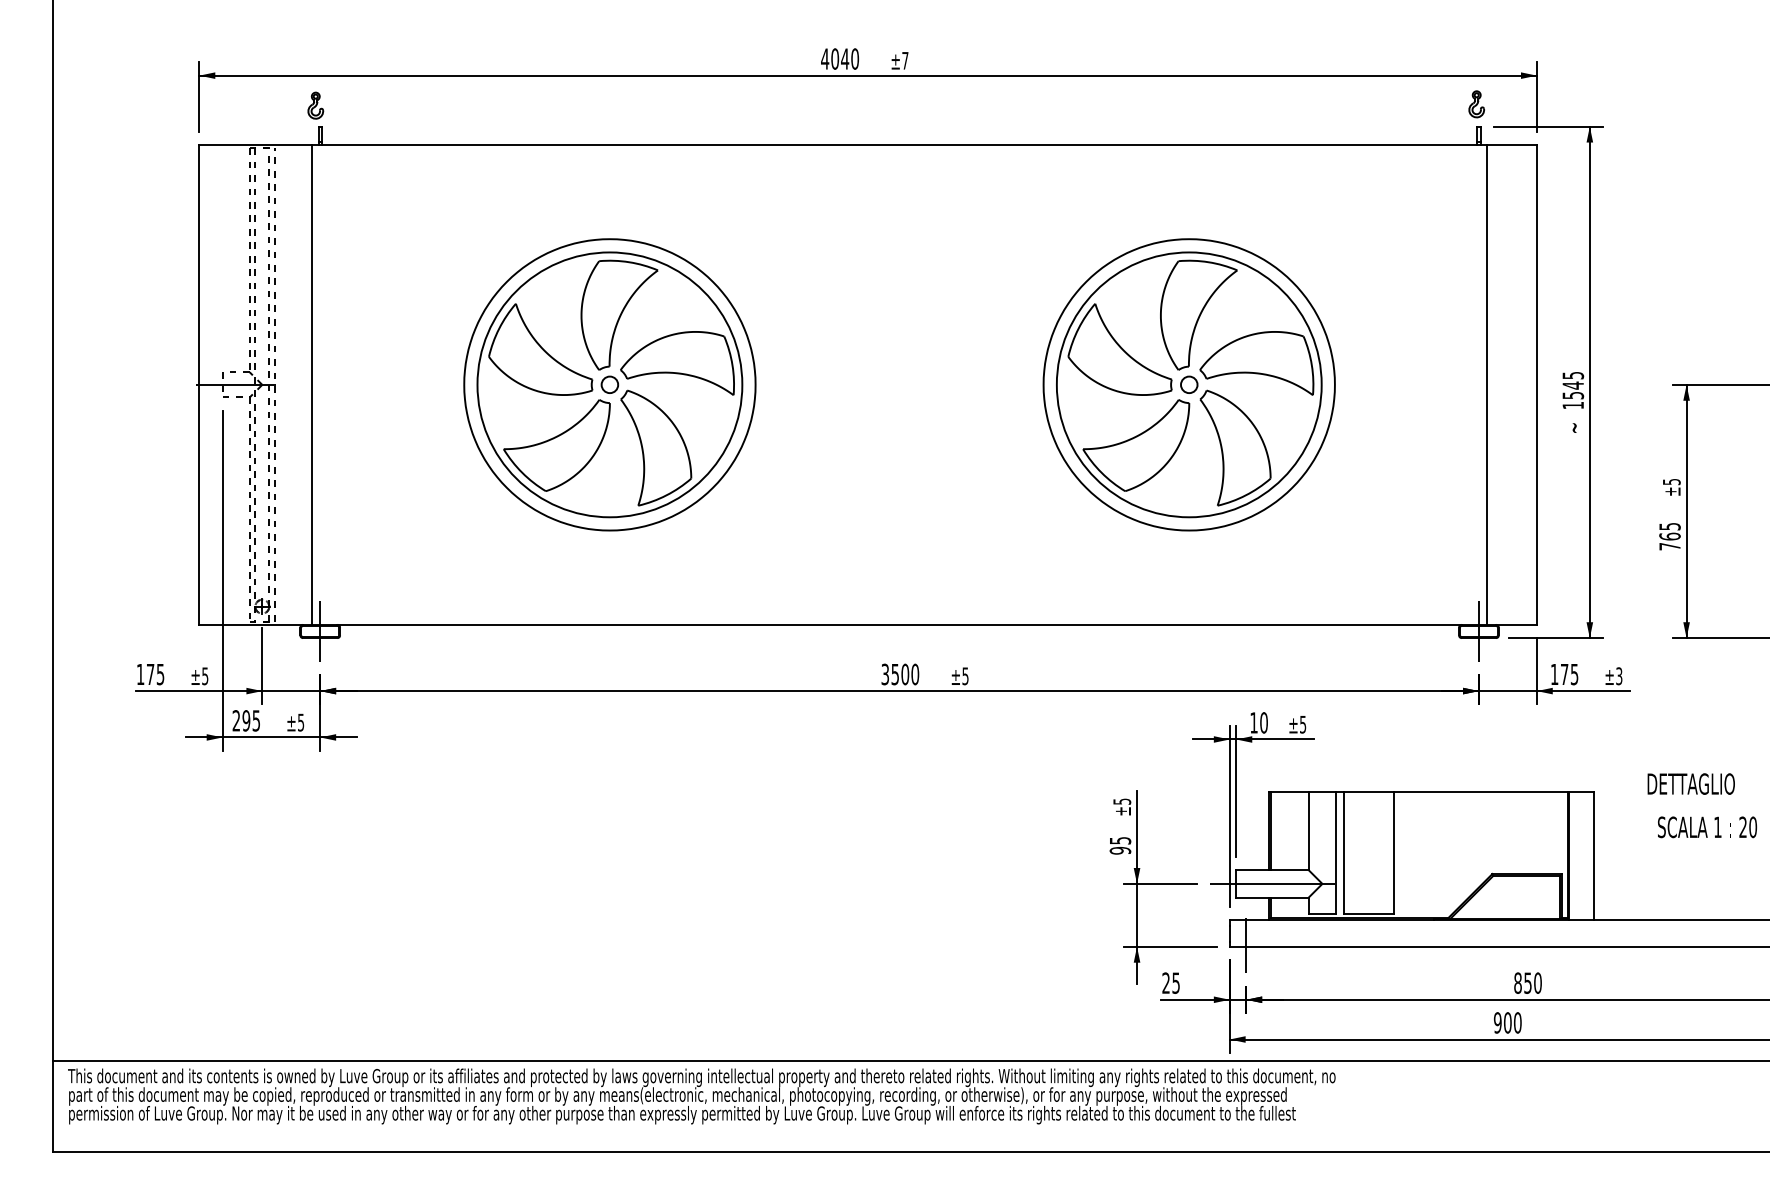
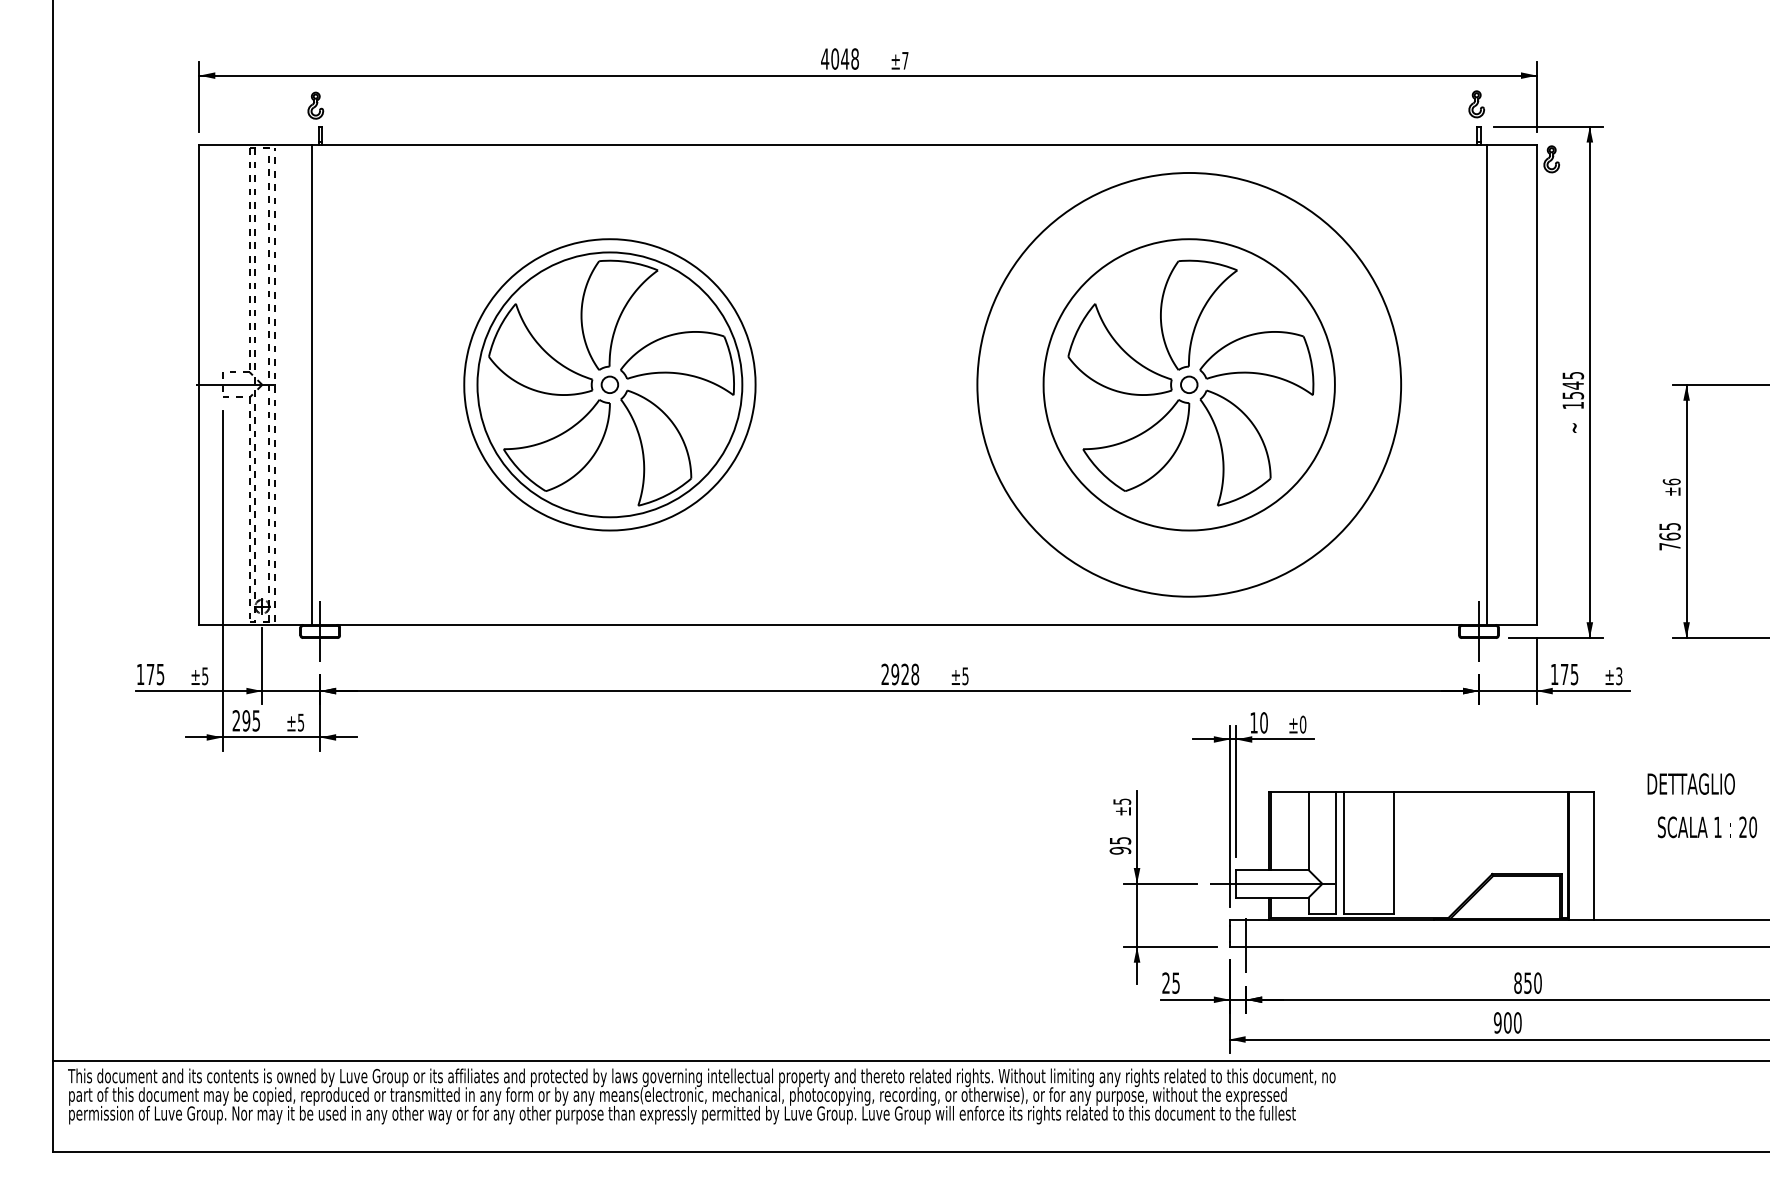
text: 4040 -> 4048 (855, 58)
part: none -> present (1551, 159)
circle diameter: 265 px -> 424 px (1189, 384)
text: ±5 -> ±6 (1671, 481)
text: 3500 -> 2928 (900, 674)
text: ±5 -> ±0 (1302, 724)
